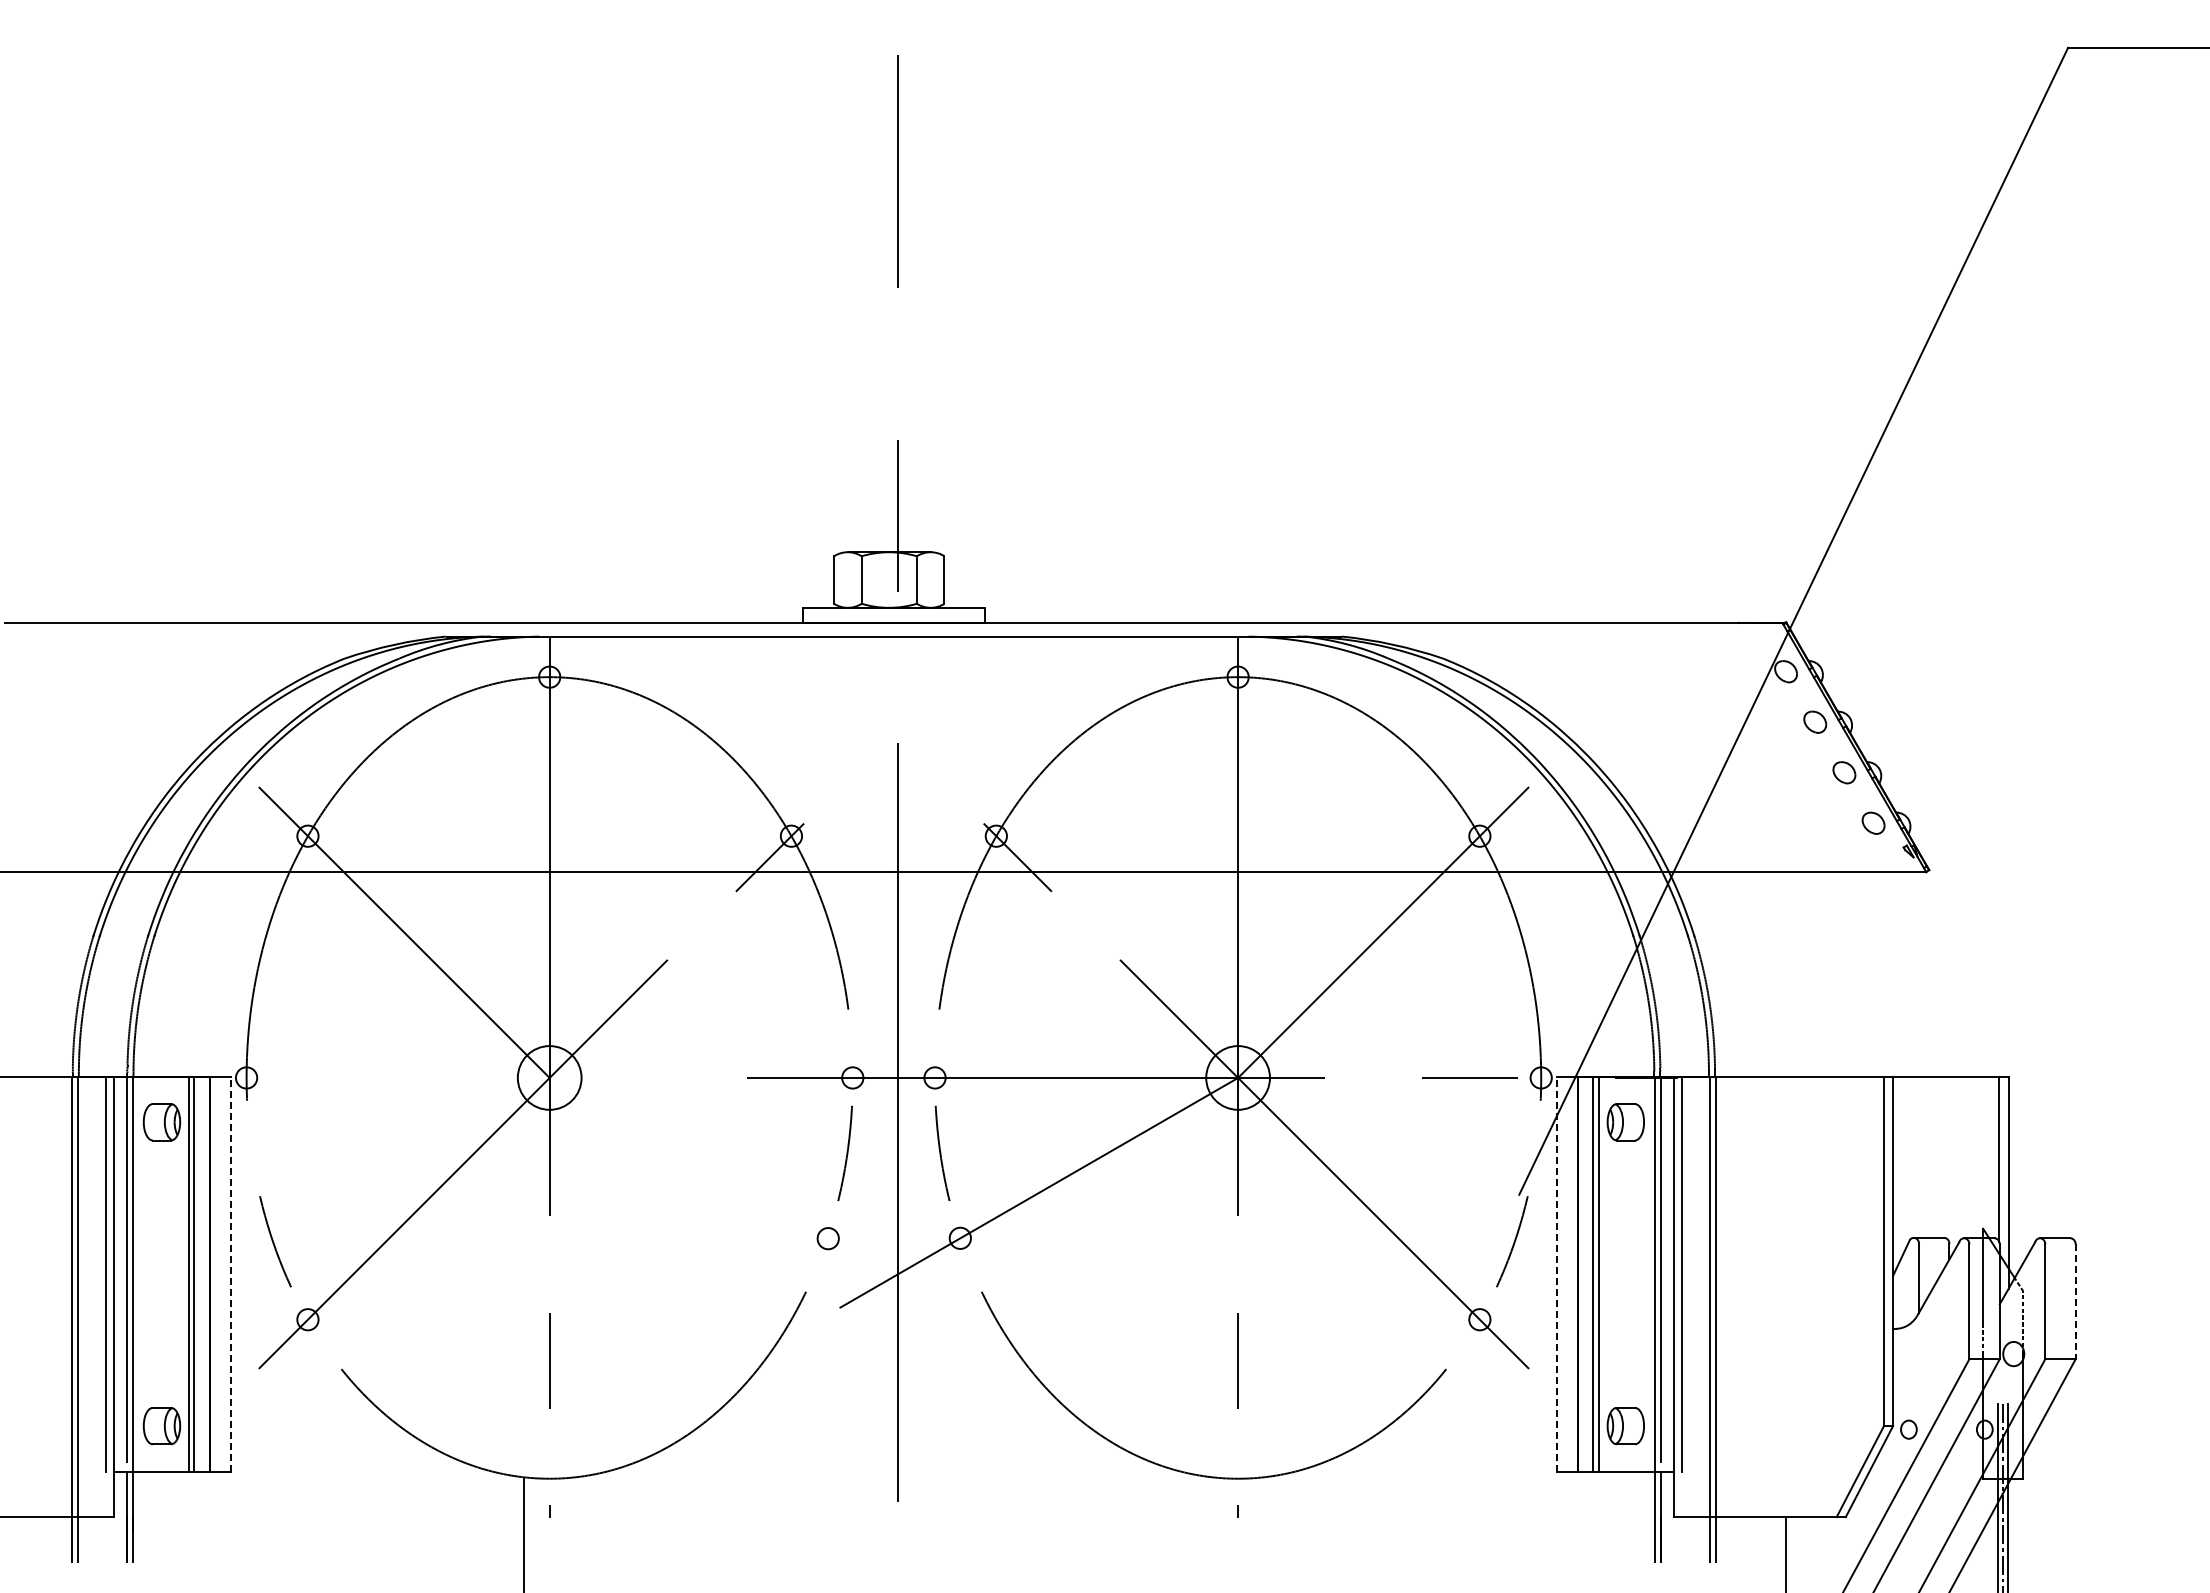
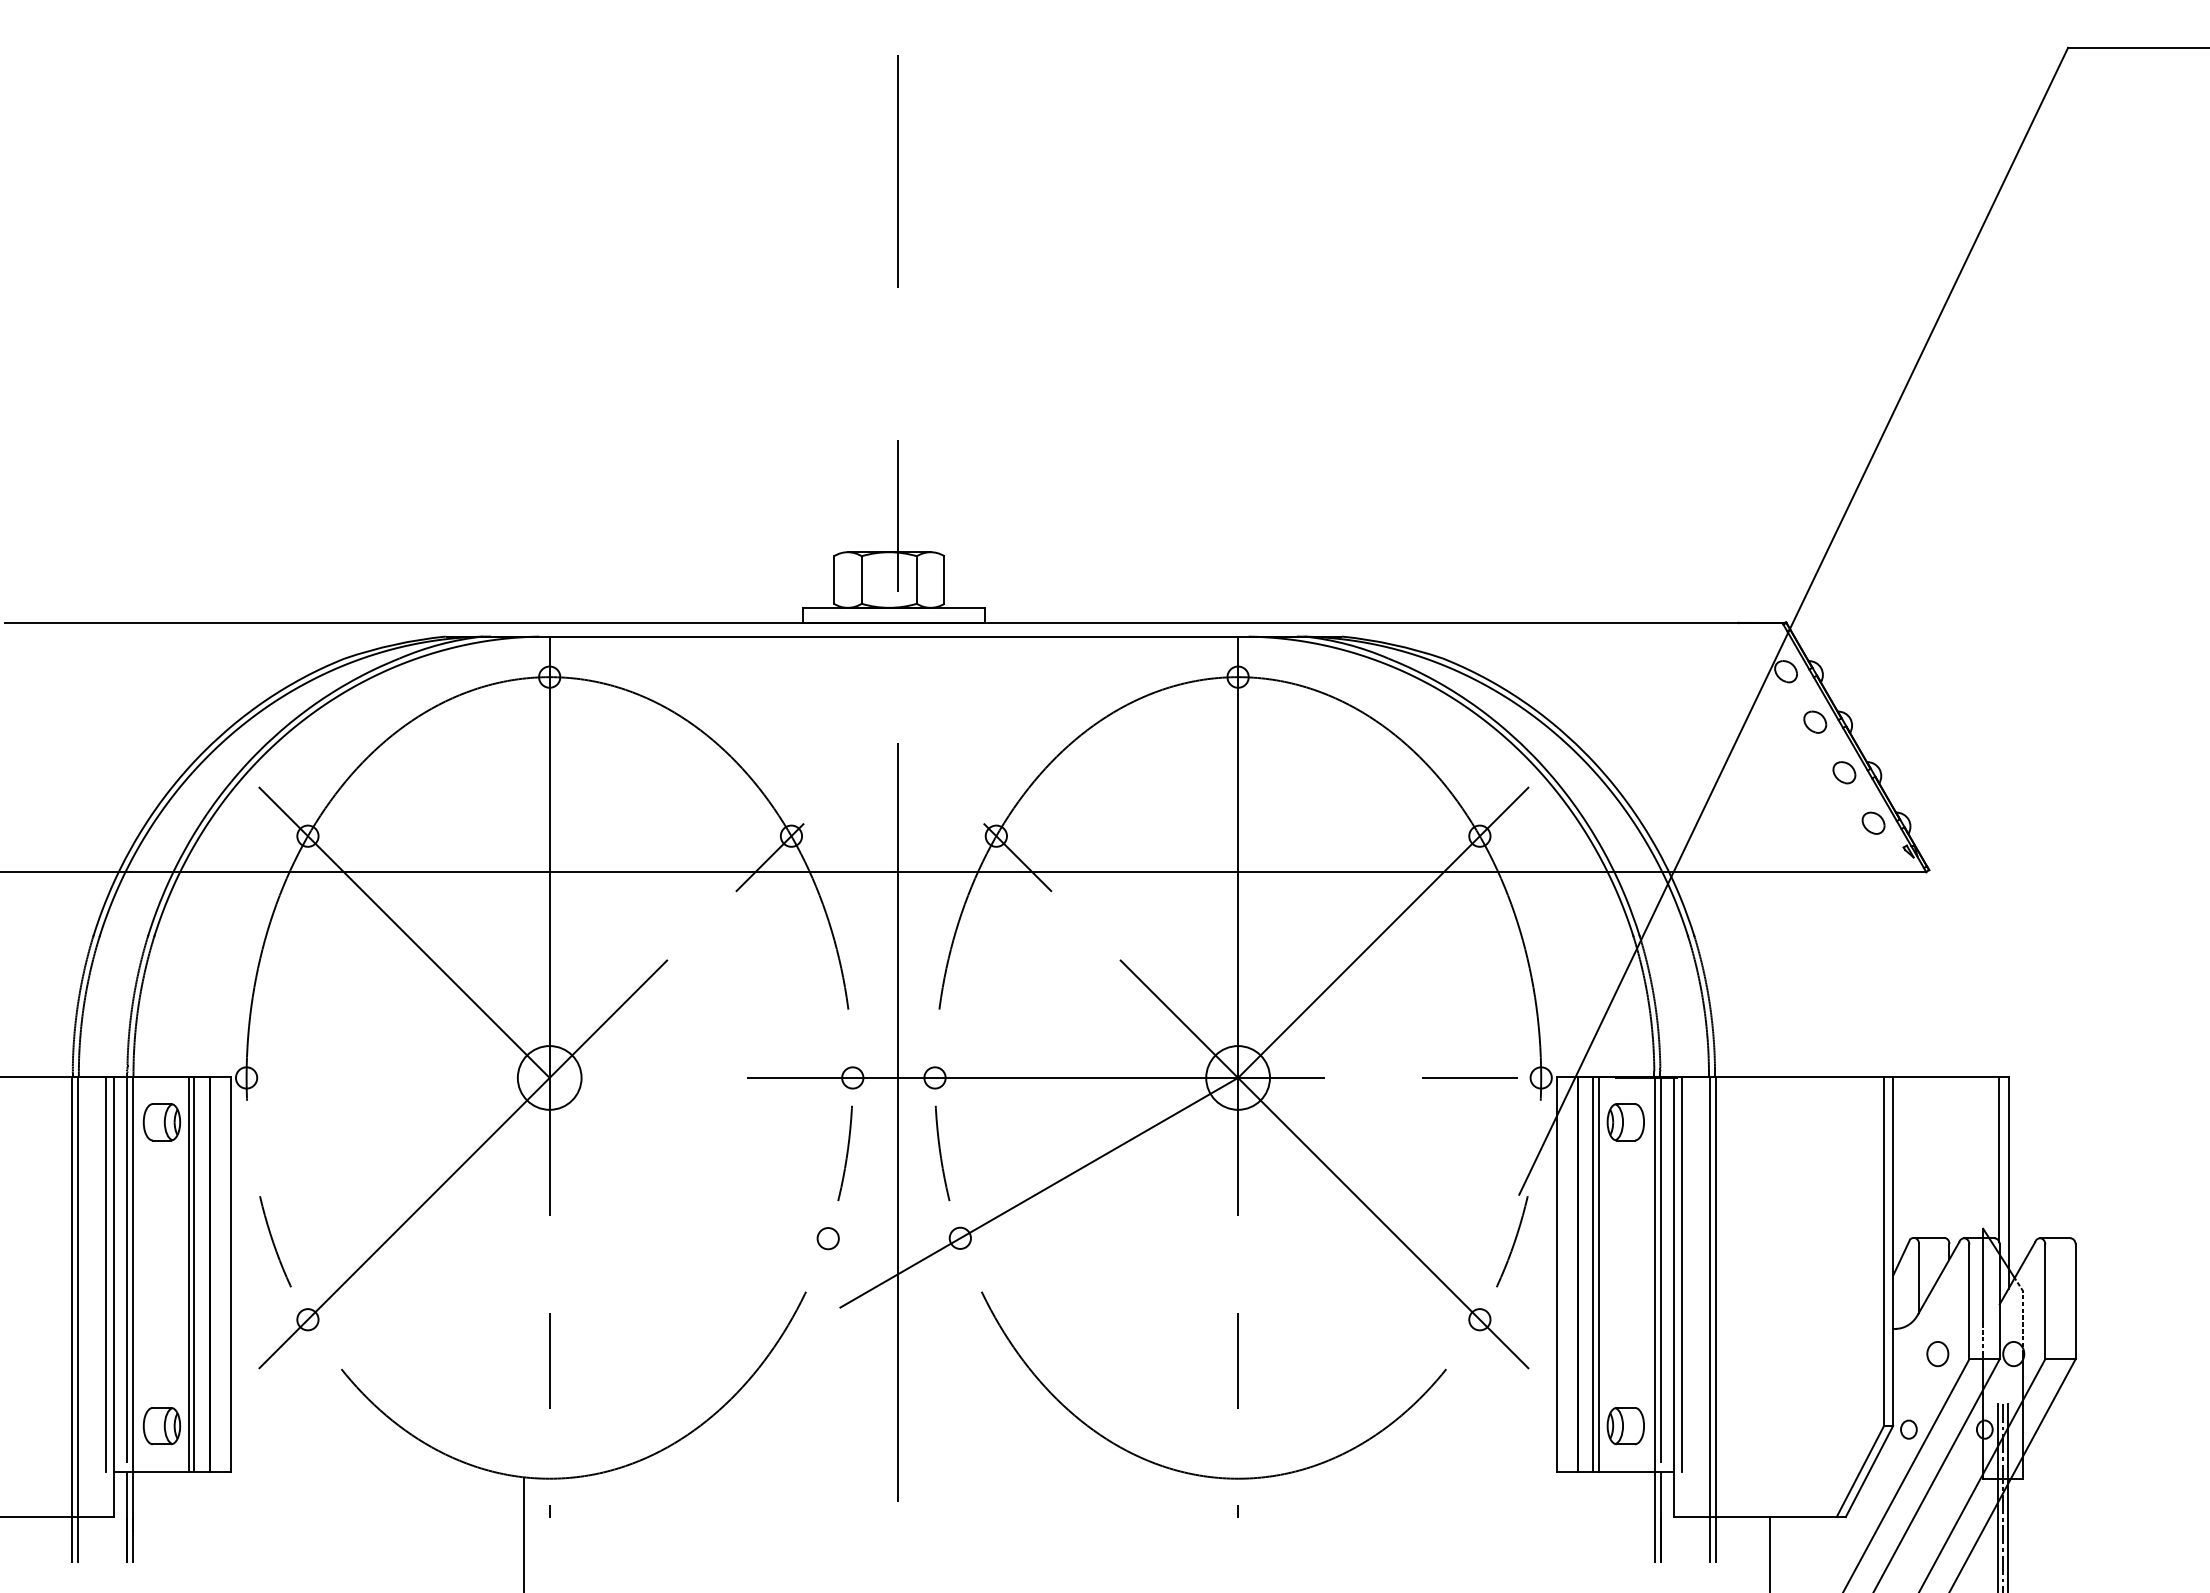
line: dashed -> solid (230, 1273)
line: dashed -> solid (1557, 1273)
line: dashed -> solid (2075, 1302)
part: none -> present (1937, 1354)
line position: (1785, 1553) -> (1769, 1553) (1769, 1553)
